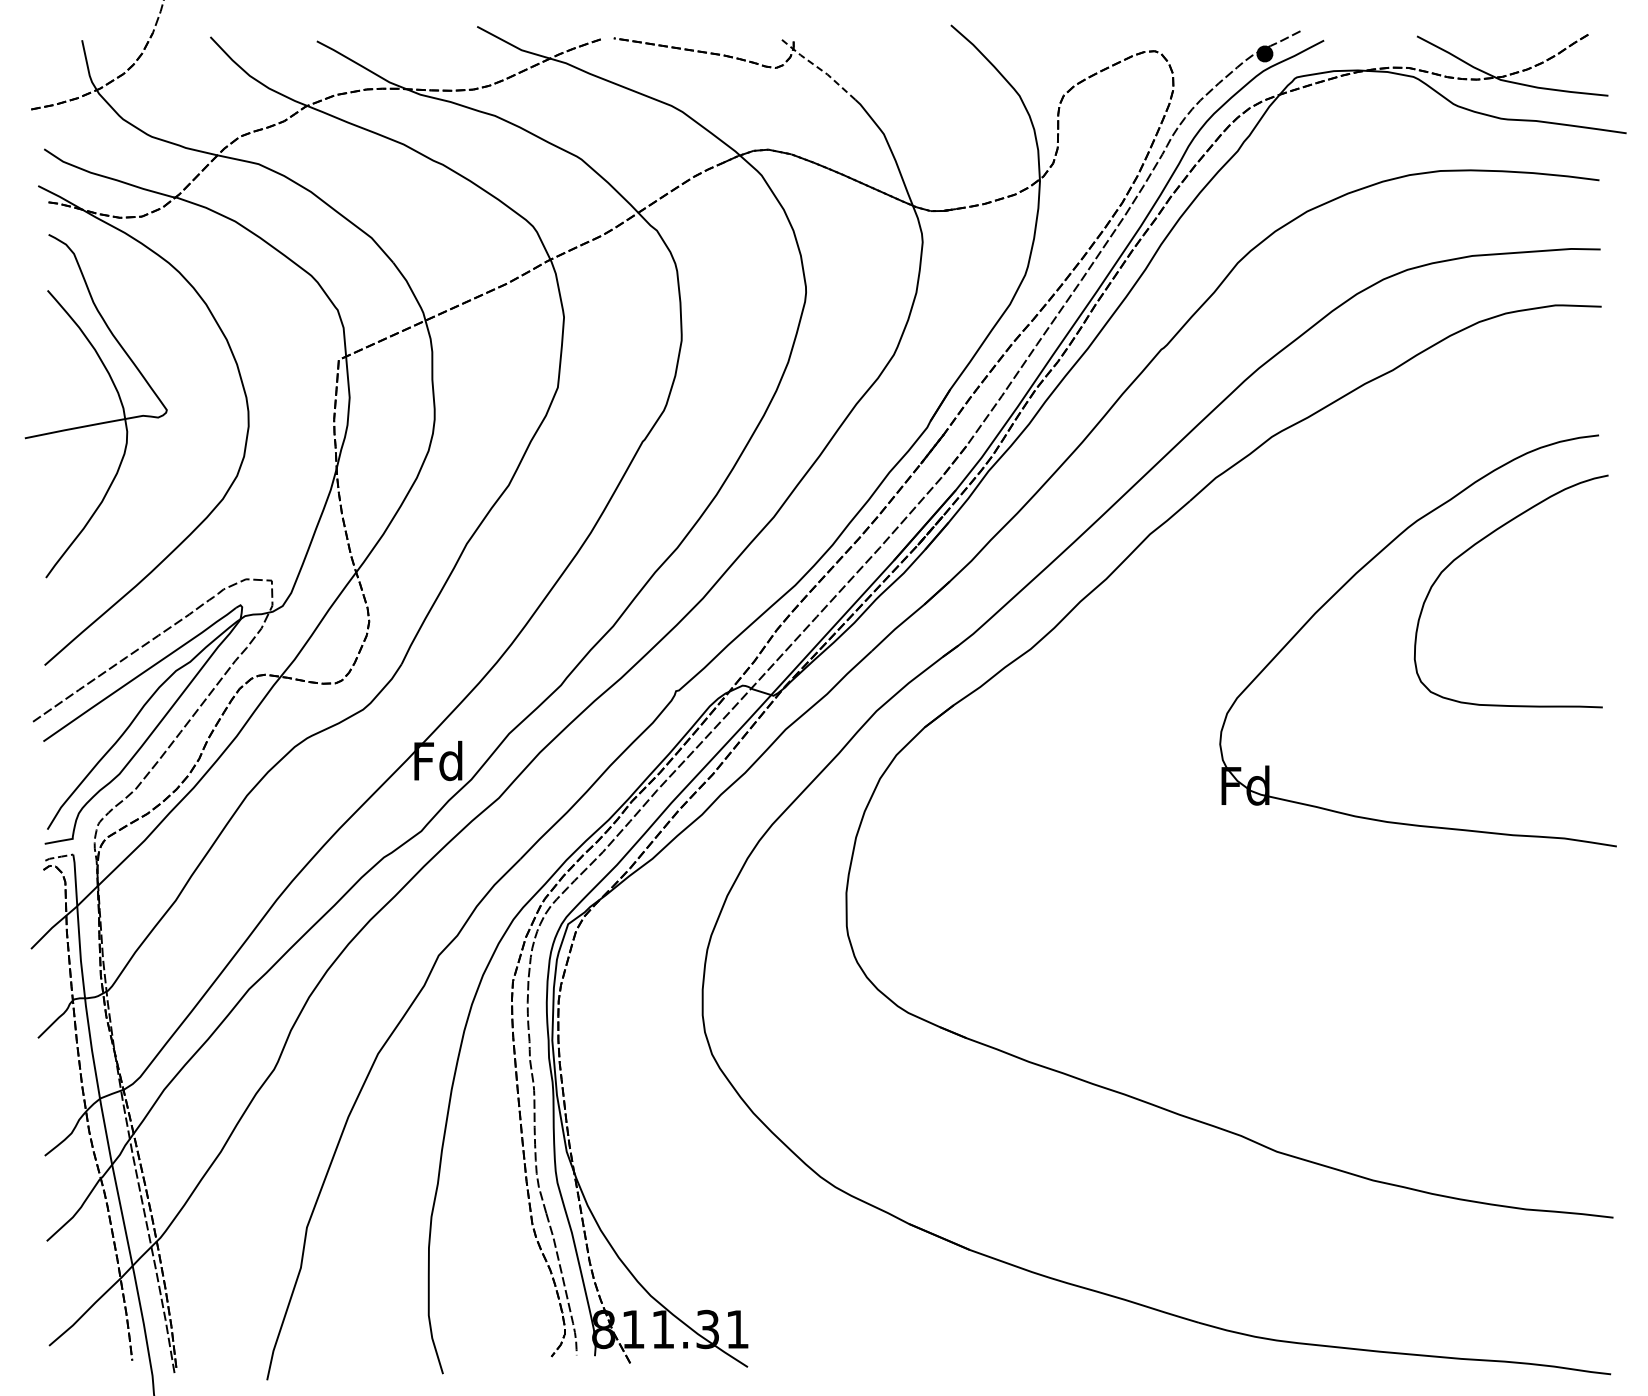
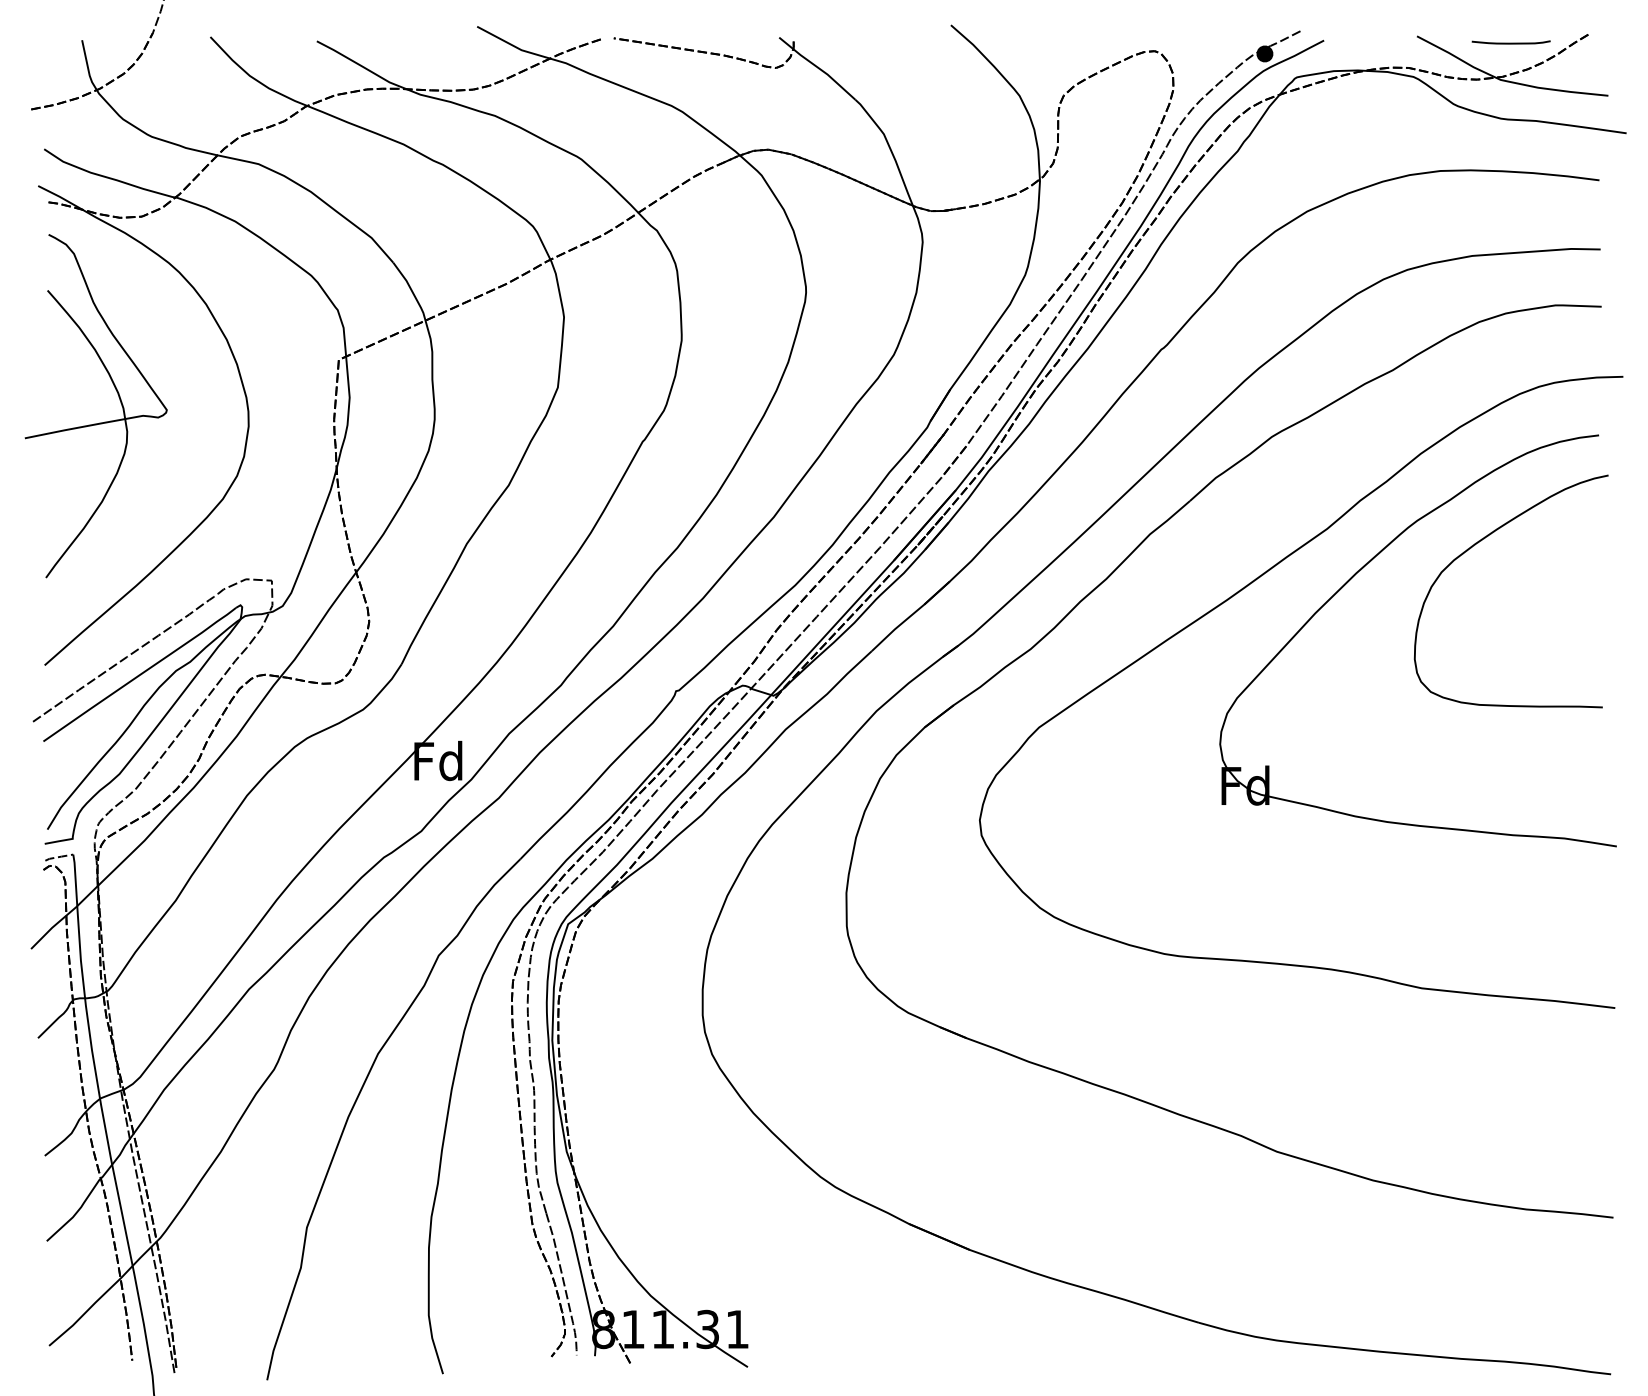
curve: none -> present (1510, 42)
line: dashed -> solid (818, 67)
curve: none -> present (1231, 598)
